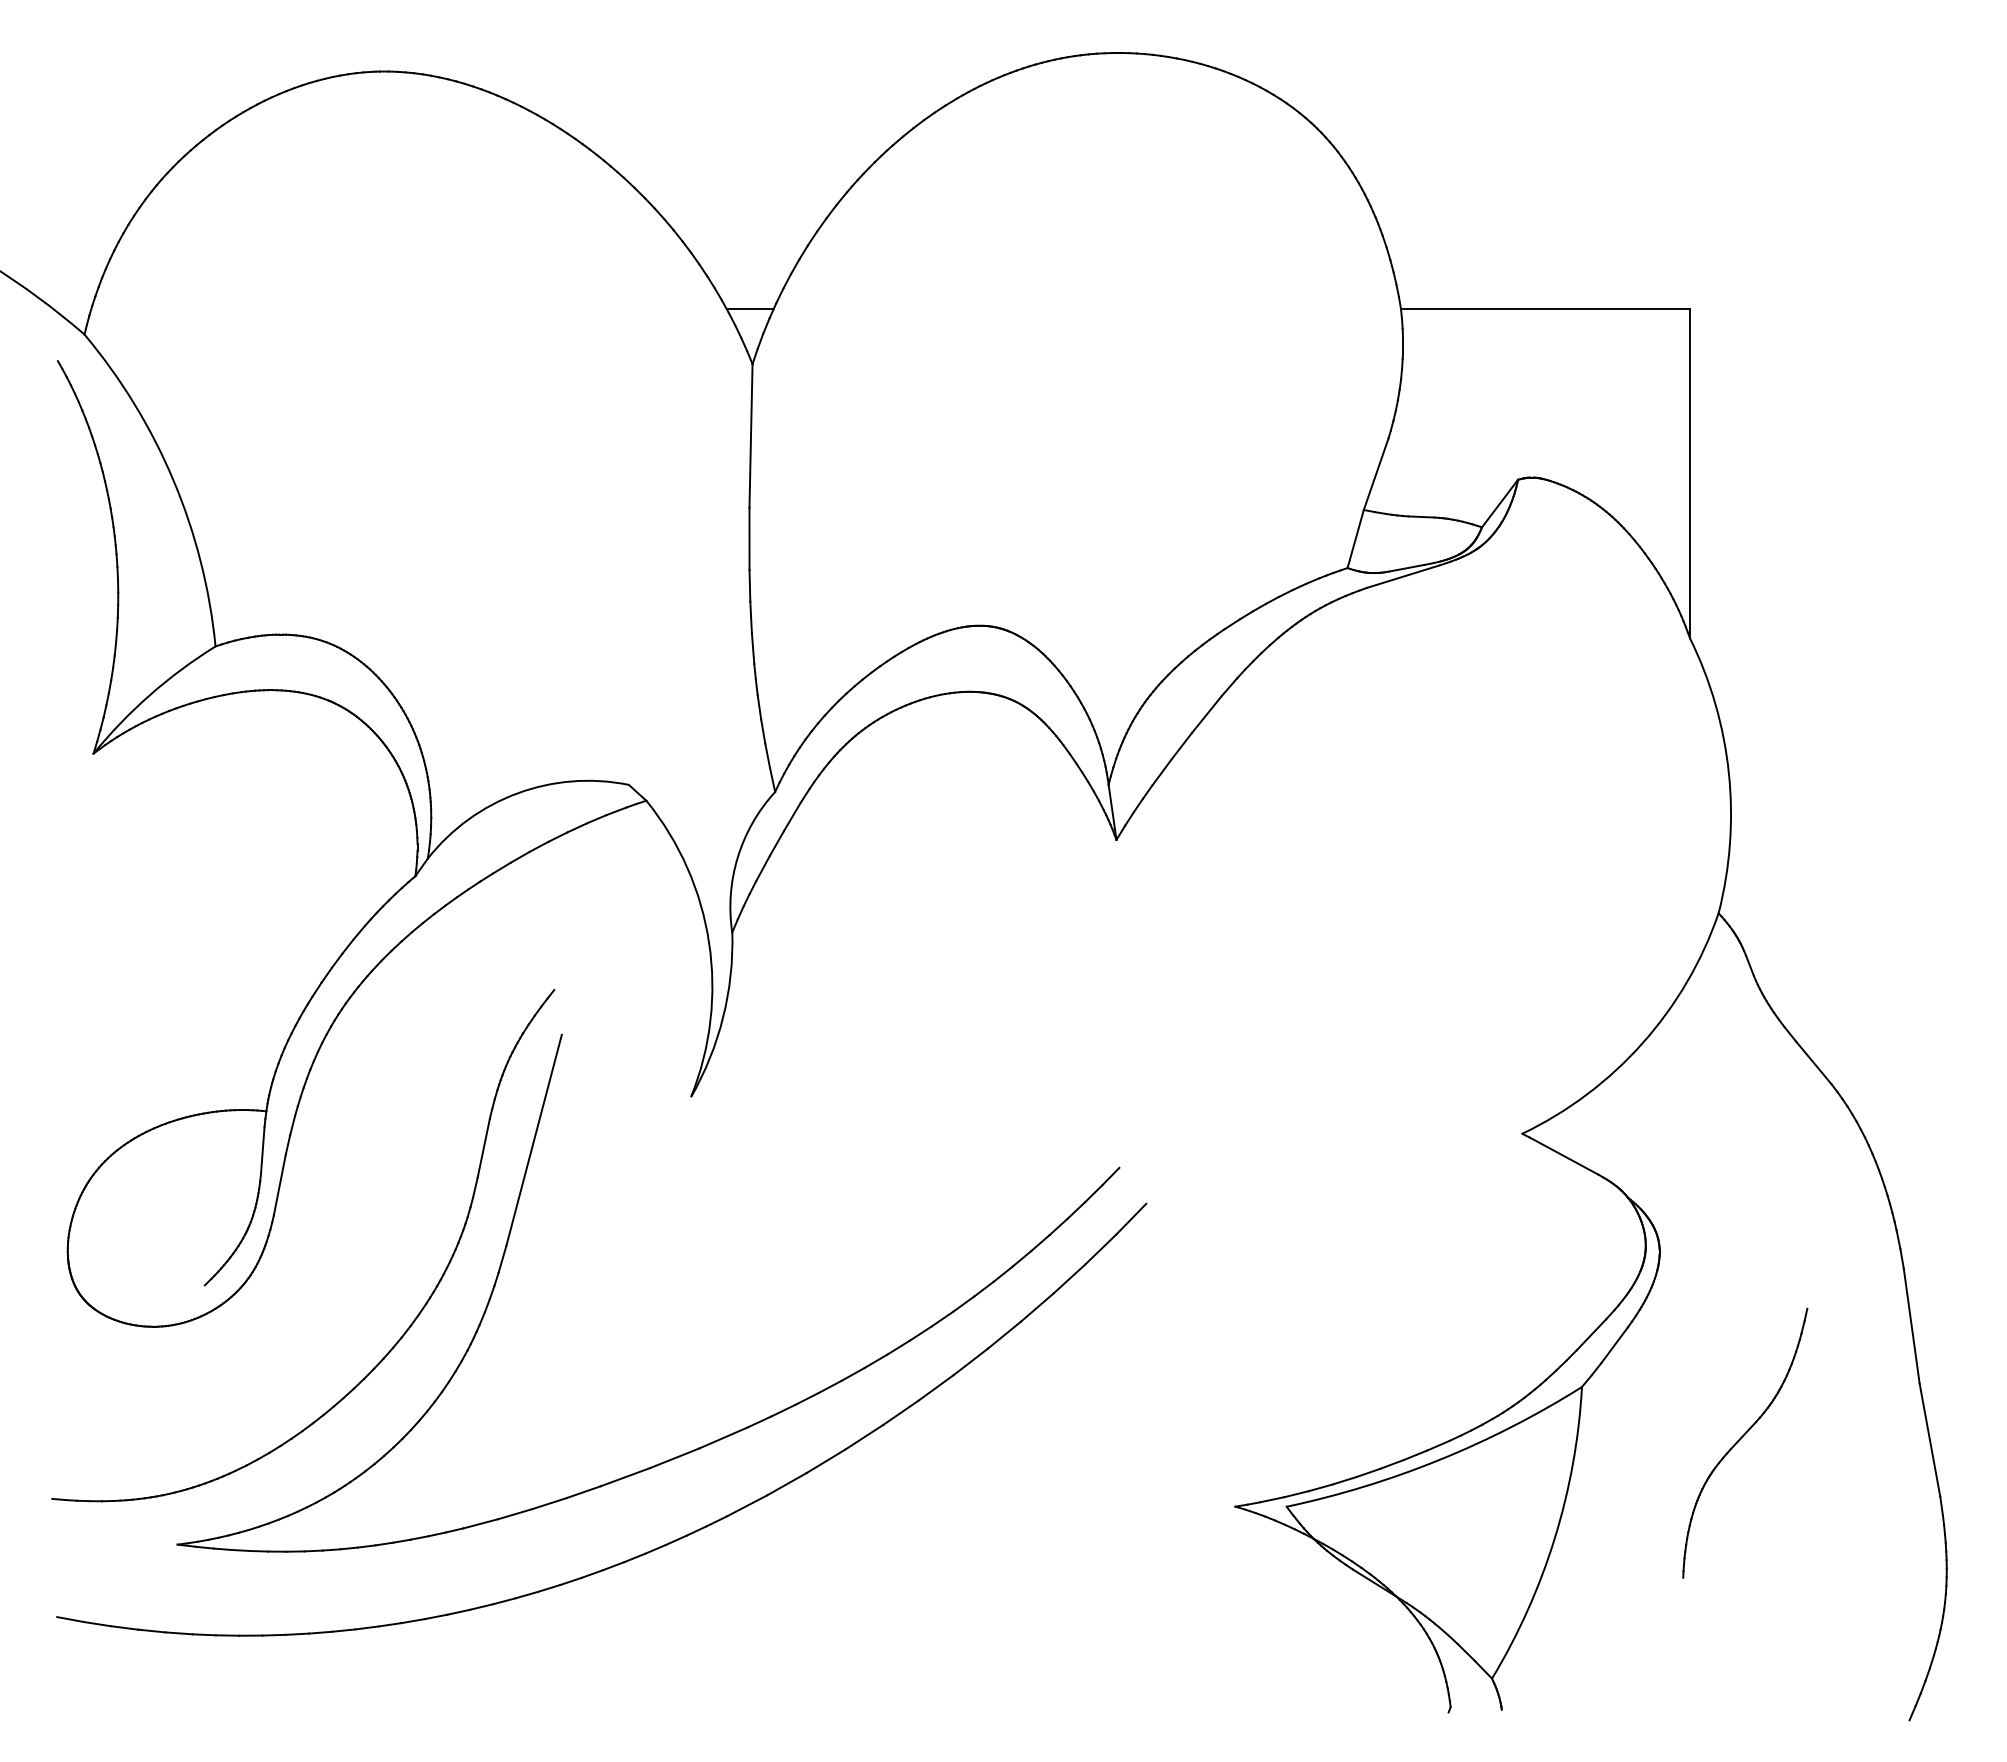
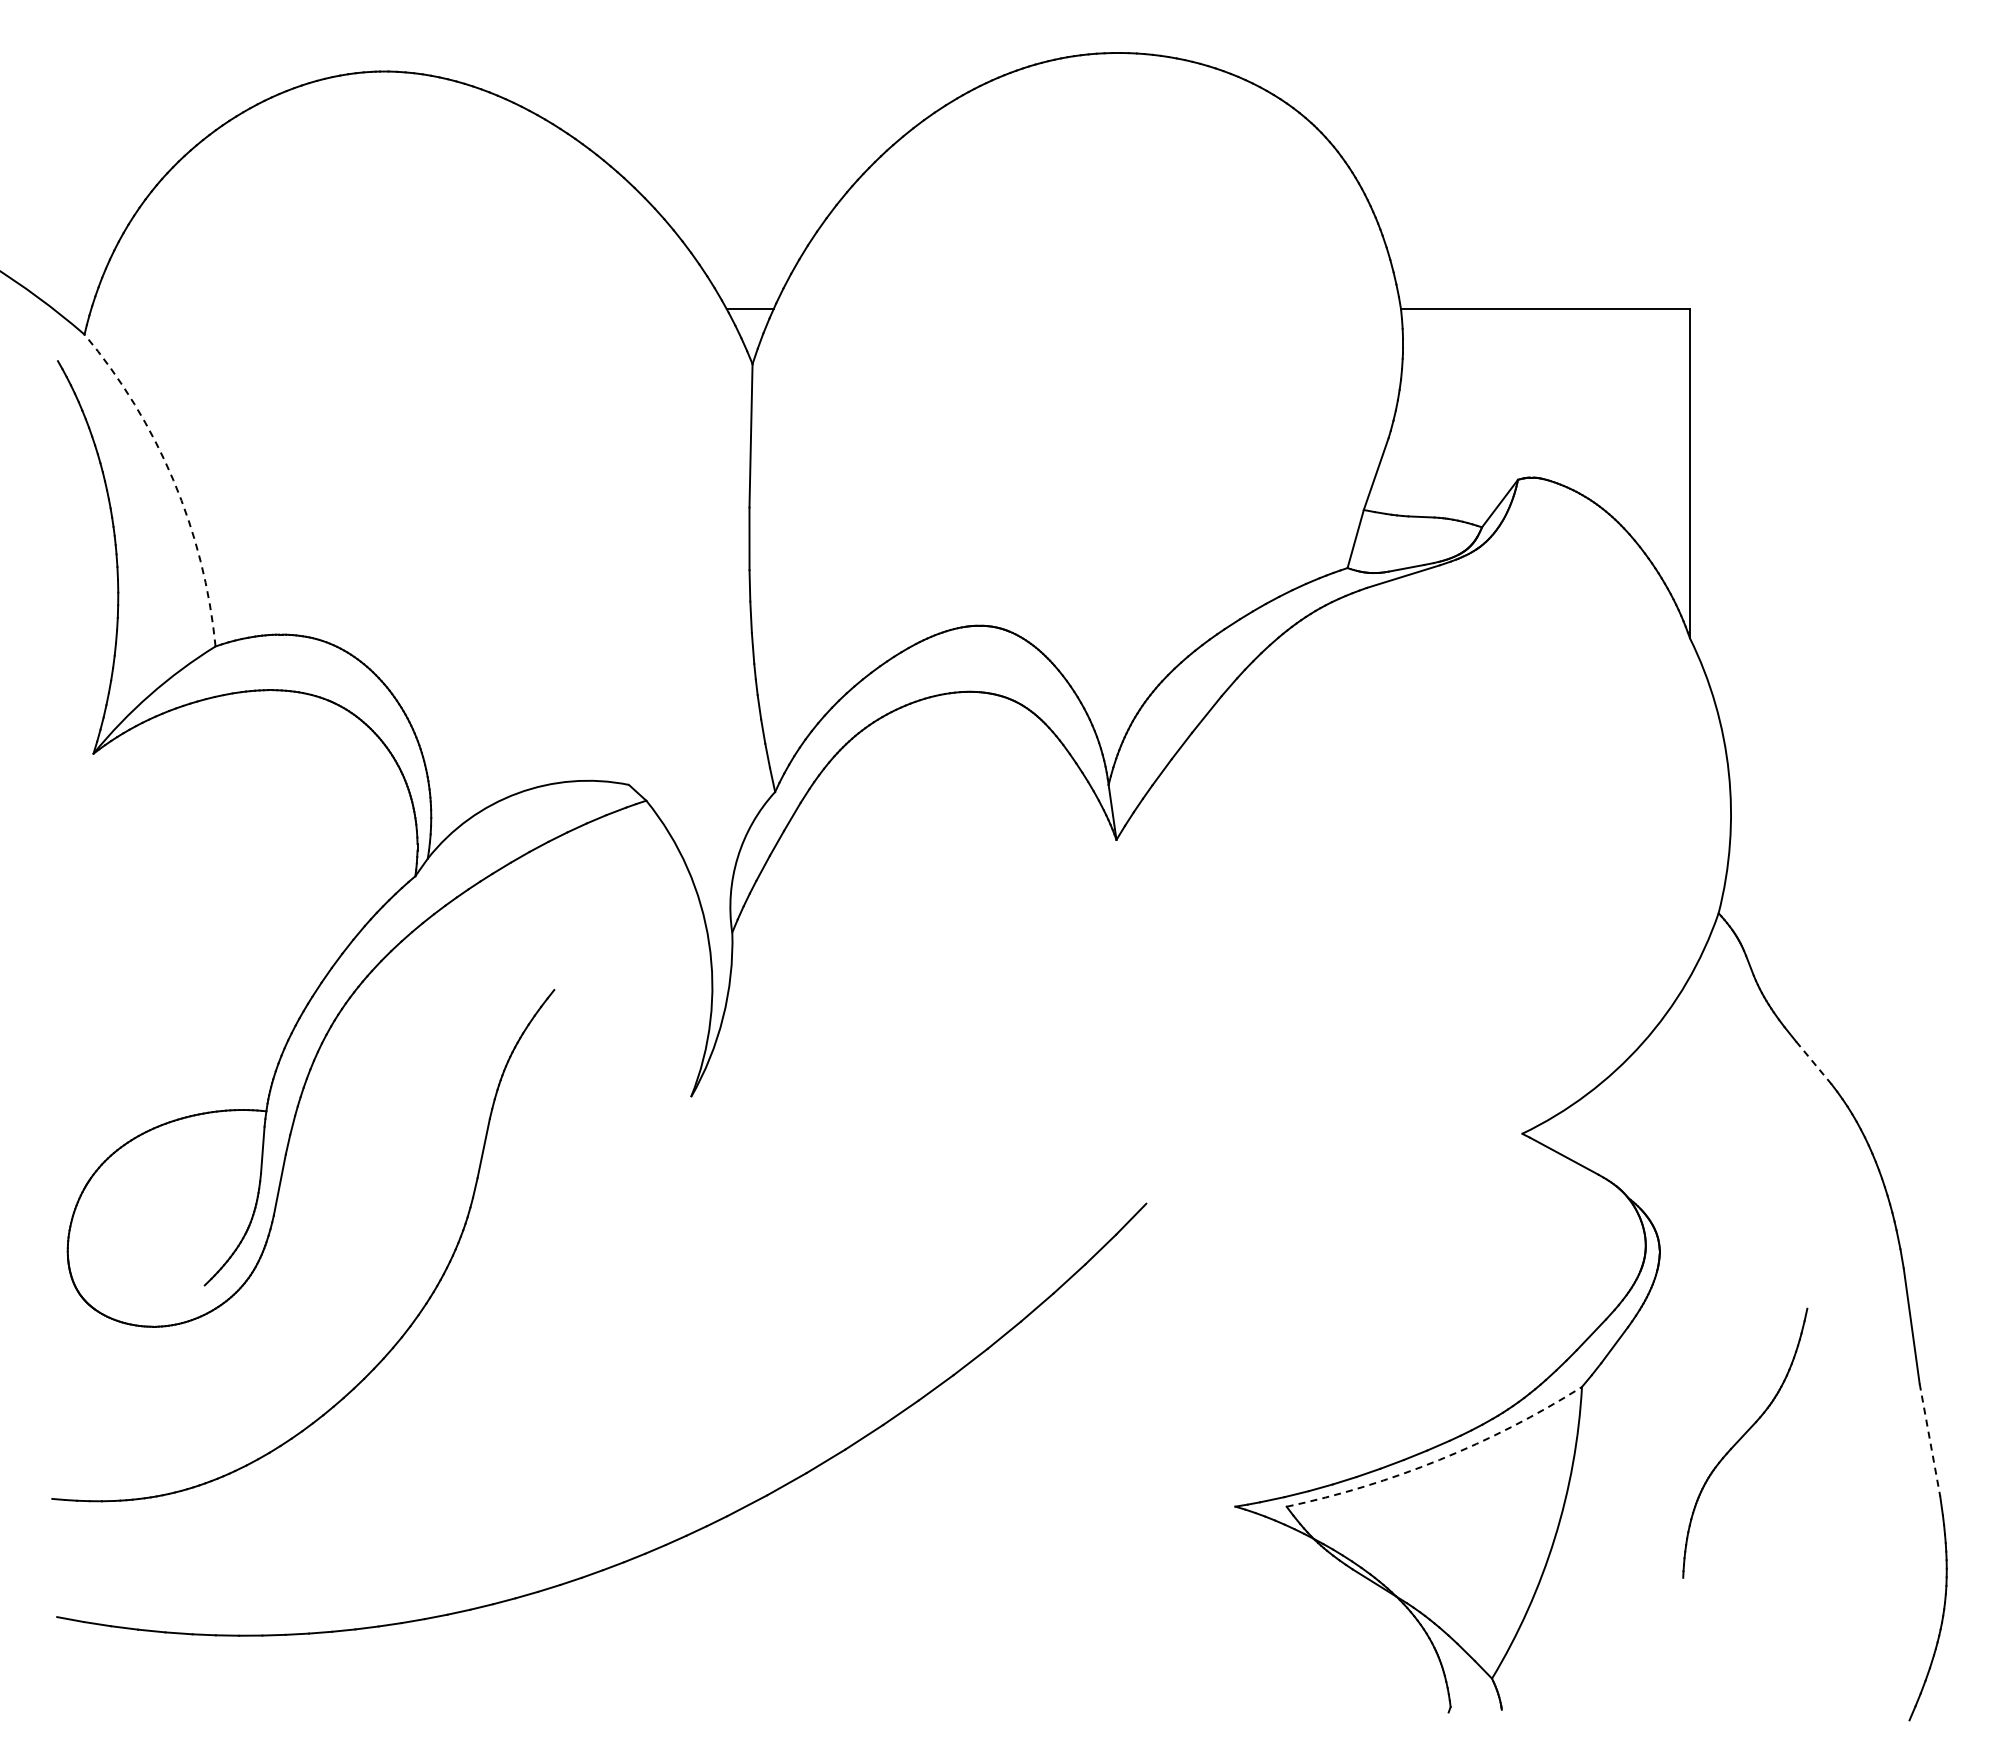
arc: solid -> dashed (173, 480)
line: solid -> dashed (1813, 1062)
part: present -> none (505, 1253)
line: solid -> dashed (1930, 1440)
arc: solid -> dashed (1439, 1459)
